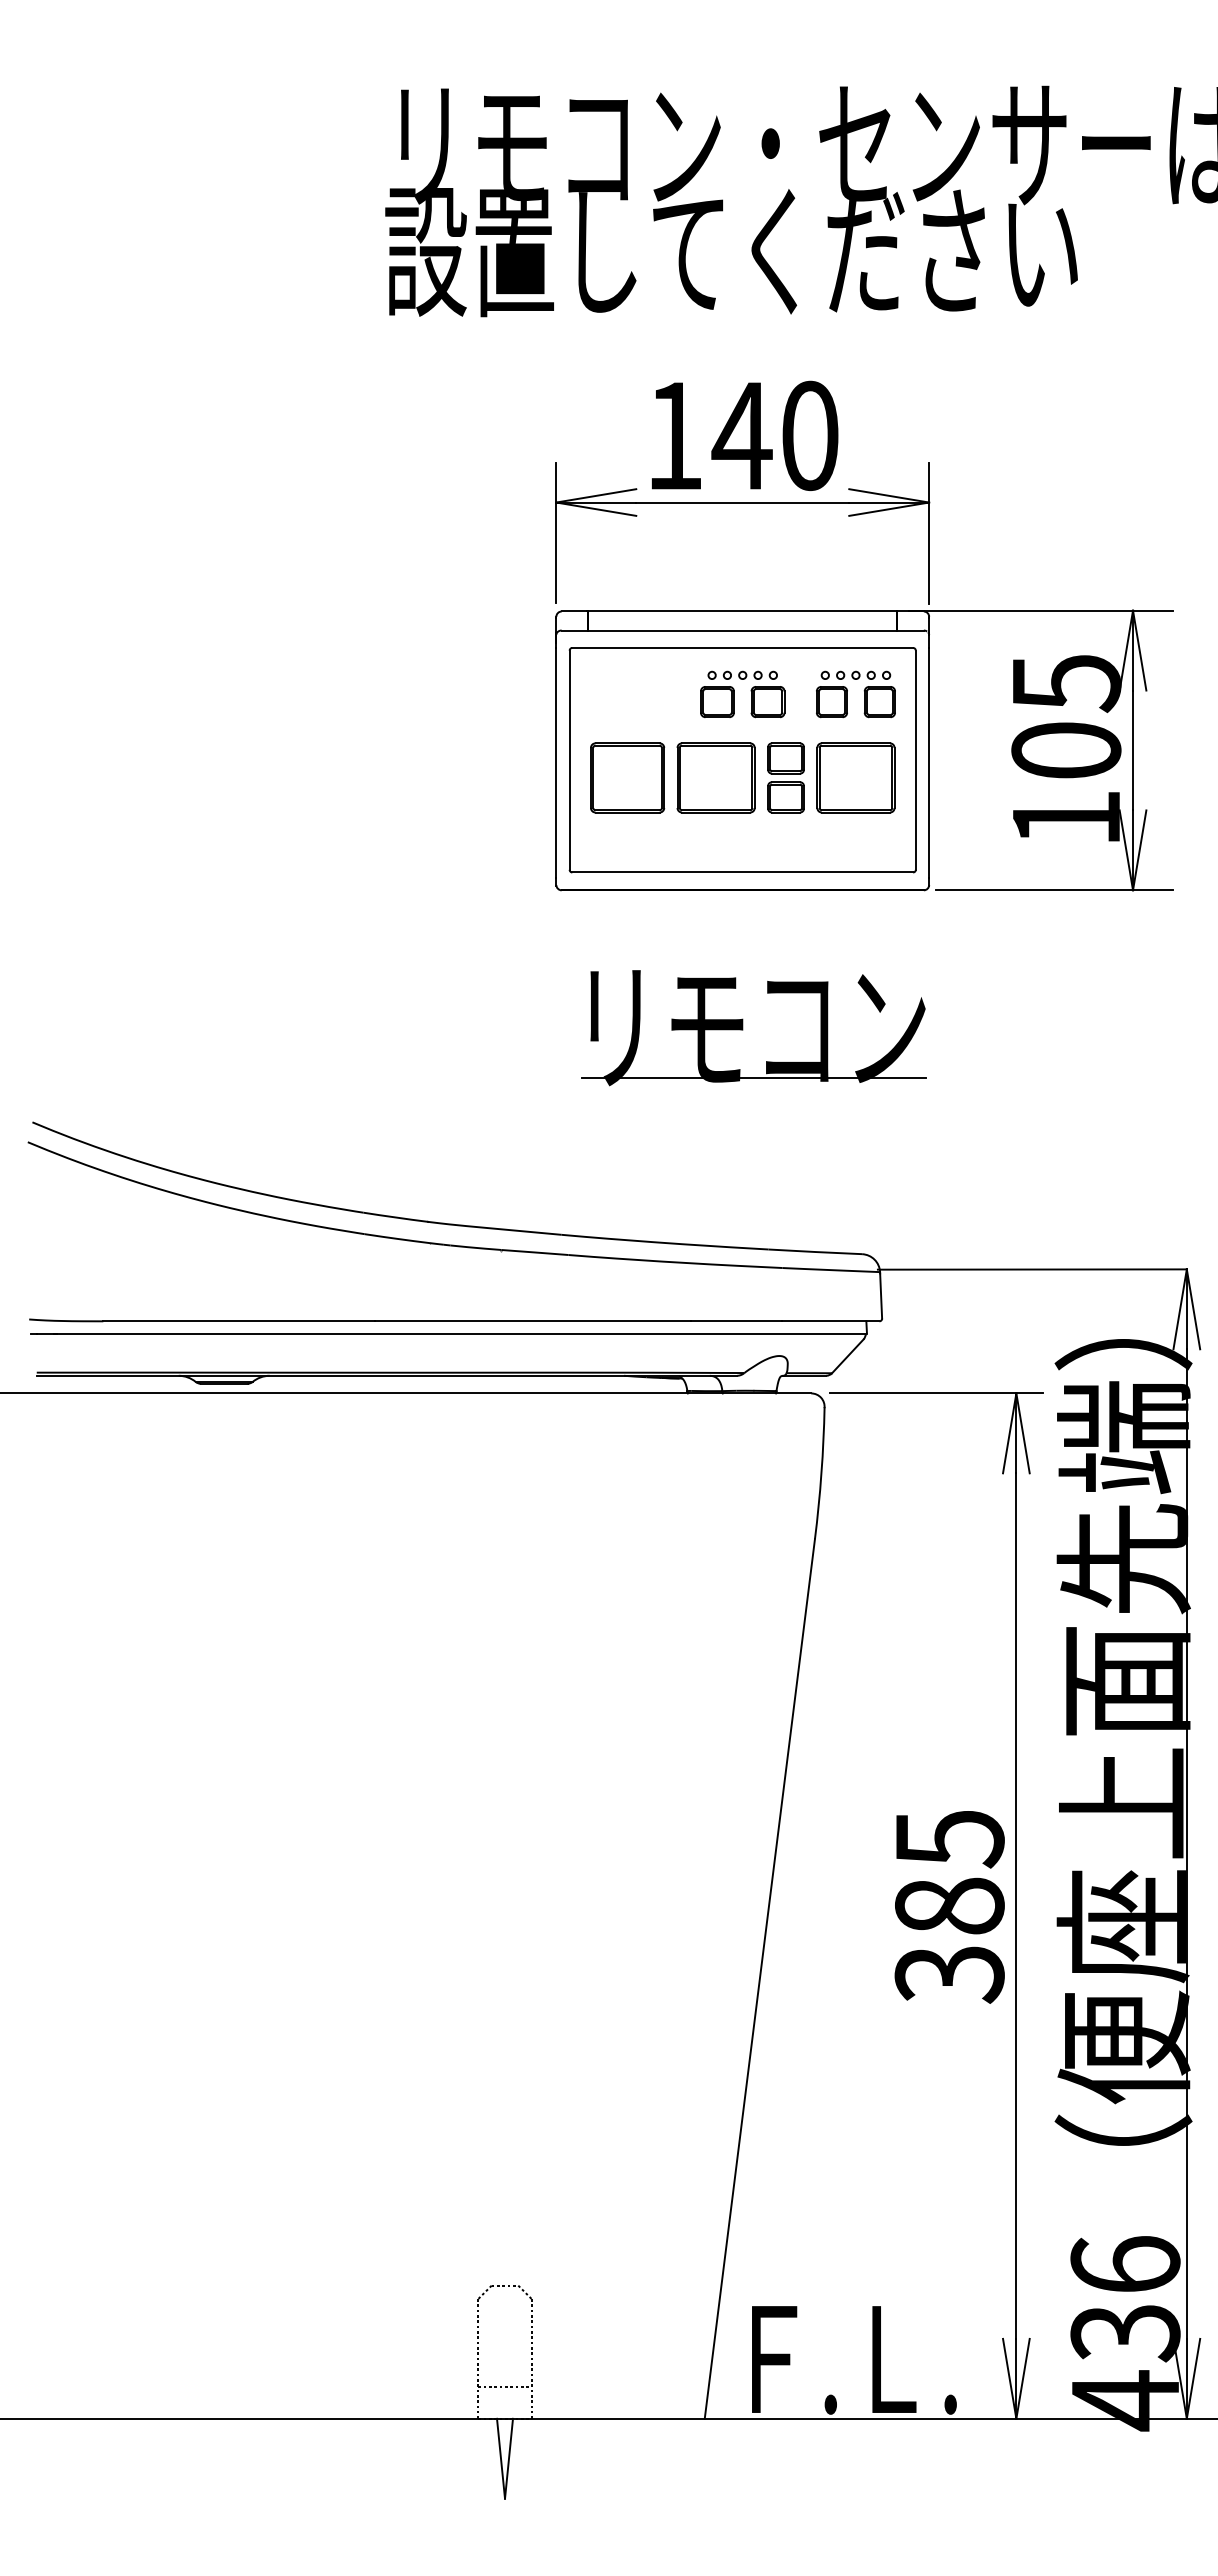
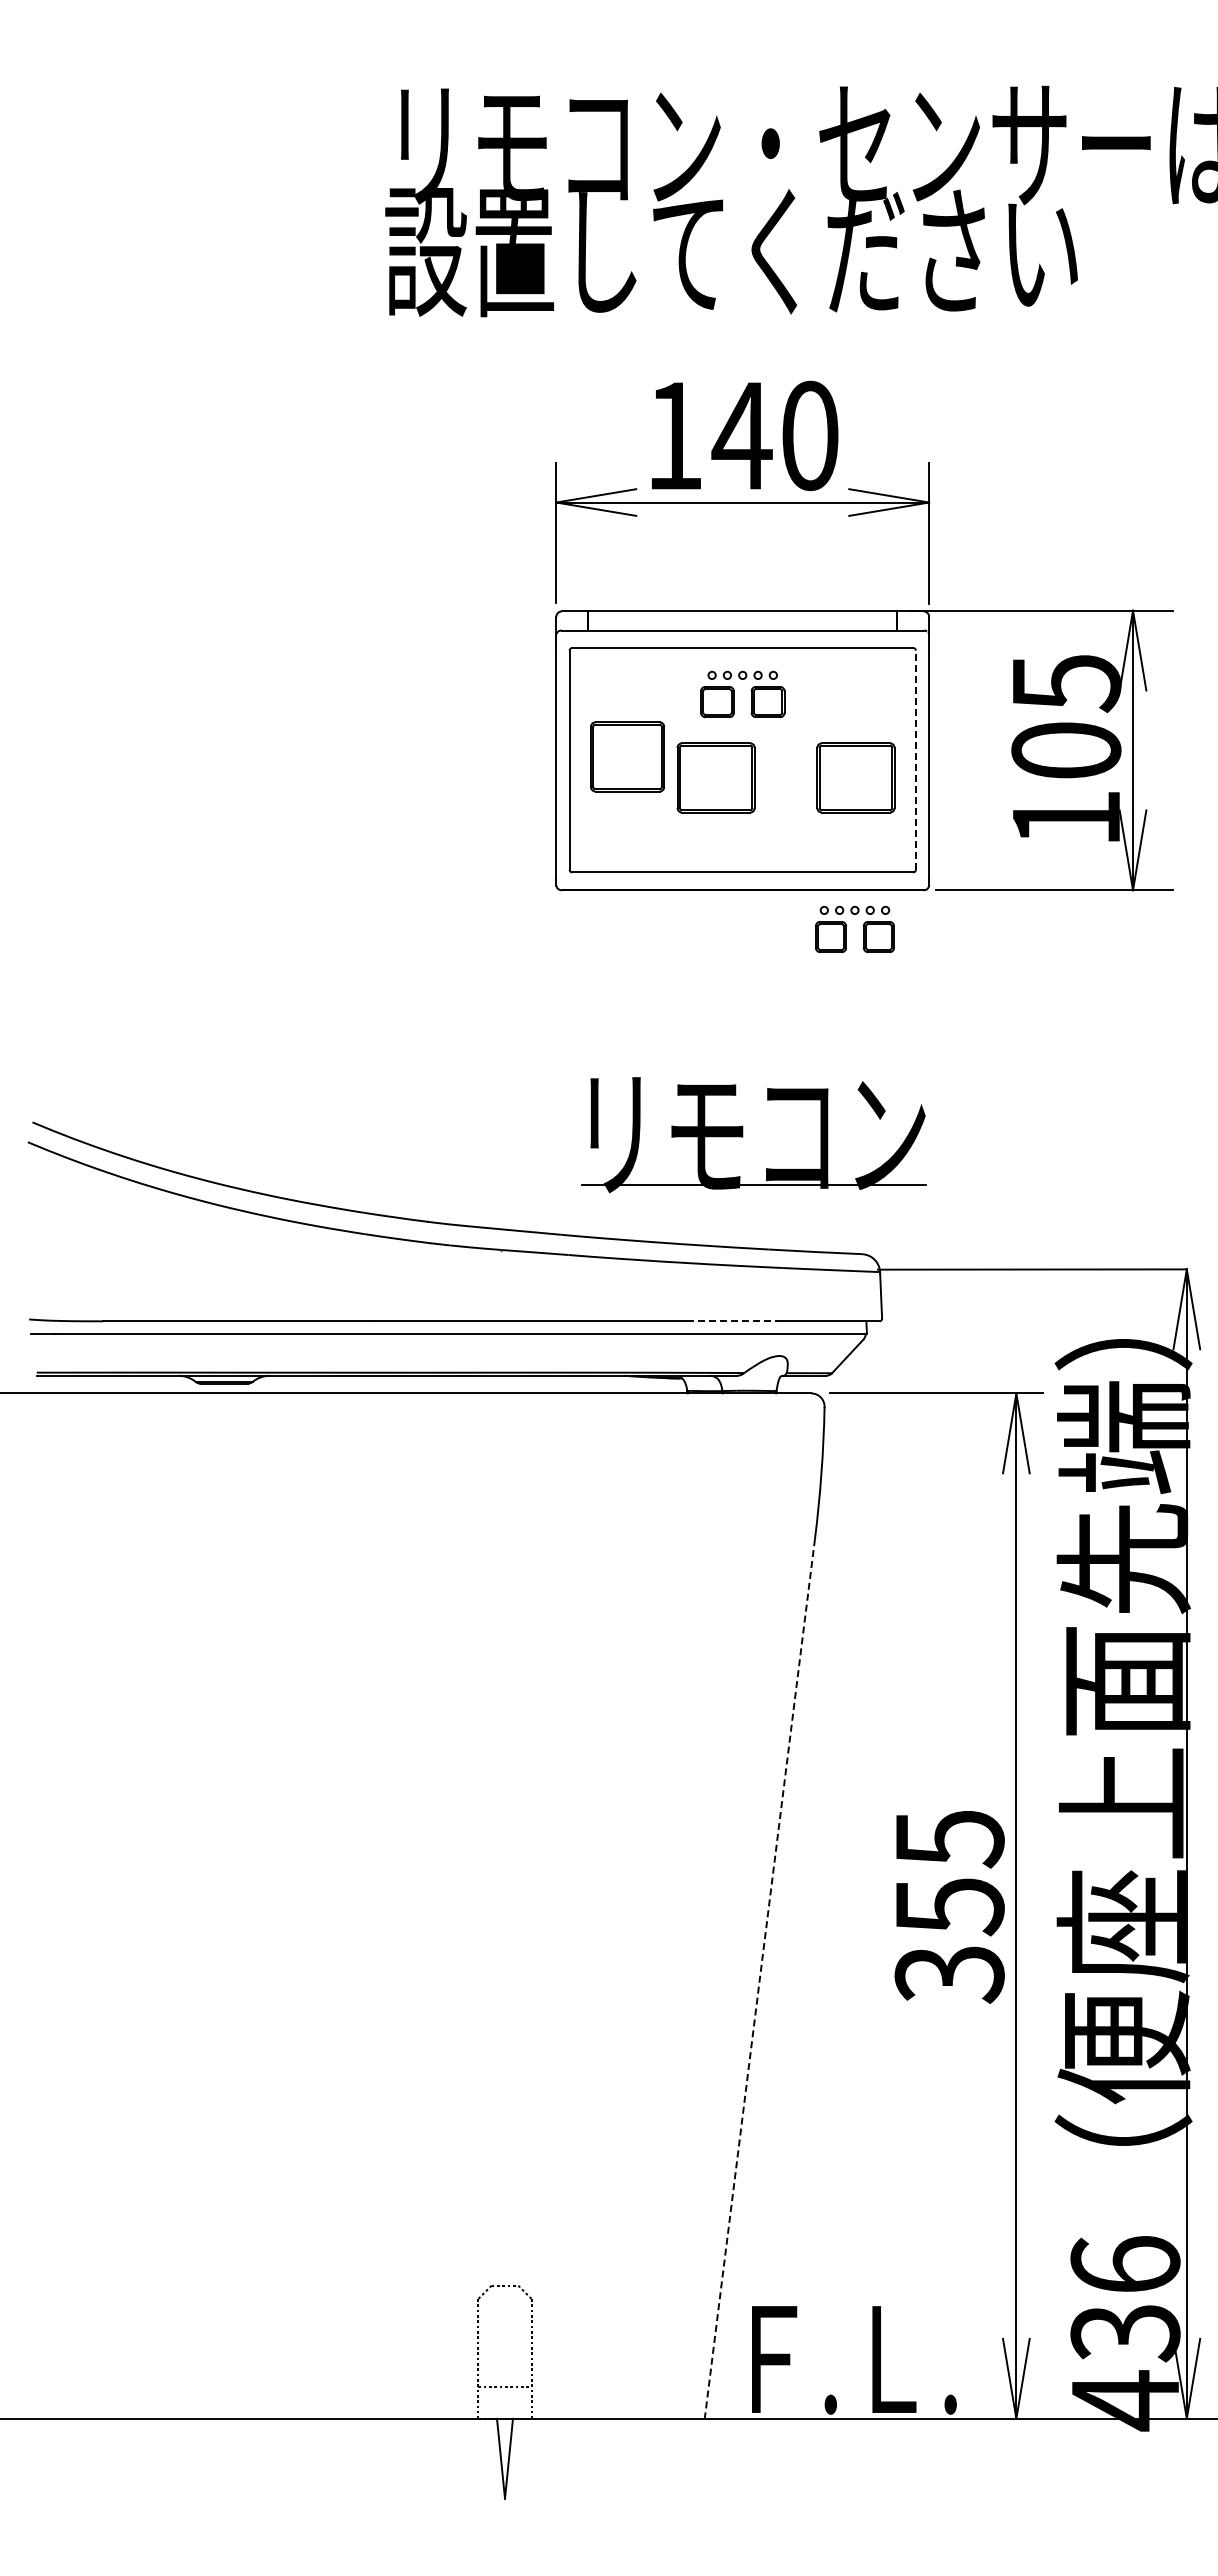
part position: (847, 694) -> (846, 929) (846, 929)
line: solid -> dashed (915, 760)
part position: (627, 777) -> (627, 756) (627, 756)
part: present -> none (785, 777)
part position: (743, 1028) -> (743, 1135) (743, 1135)
line: solid -> dashed (736, 1321)
text: 385 -> 355 (949, 1906)
line: solid -> dashed (759, 1979)
